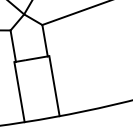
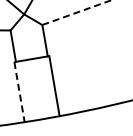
line: solid -> dashed (77, 12)
line: solid -> dashed (19, 92)
